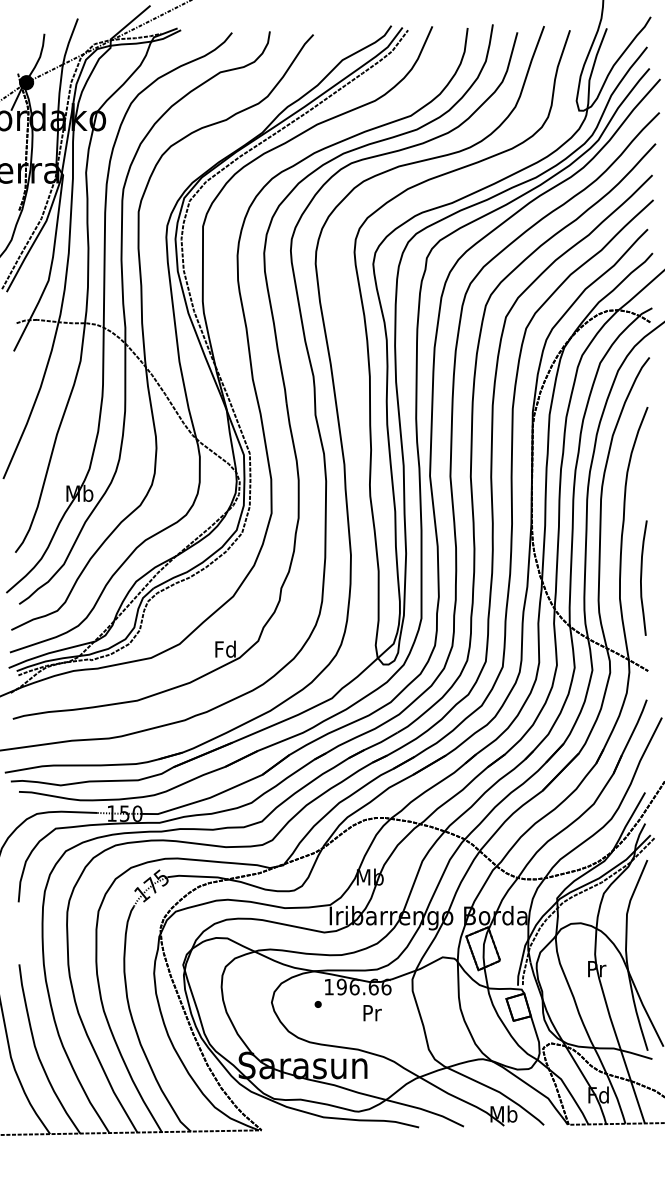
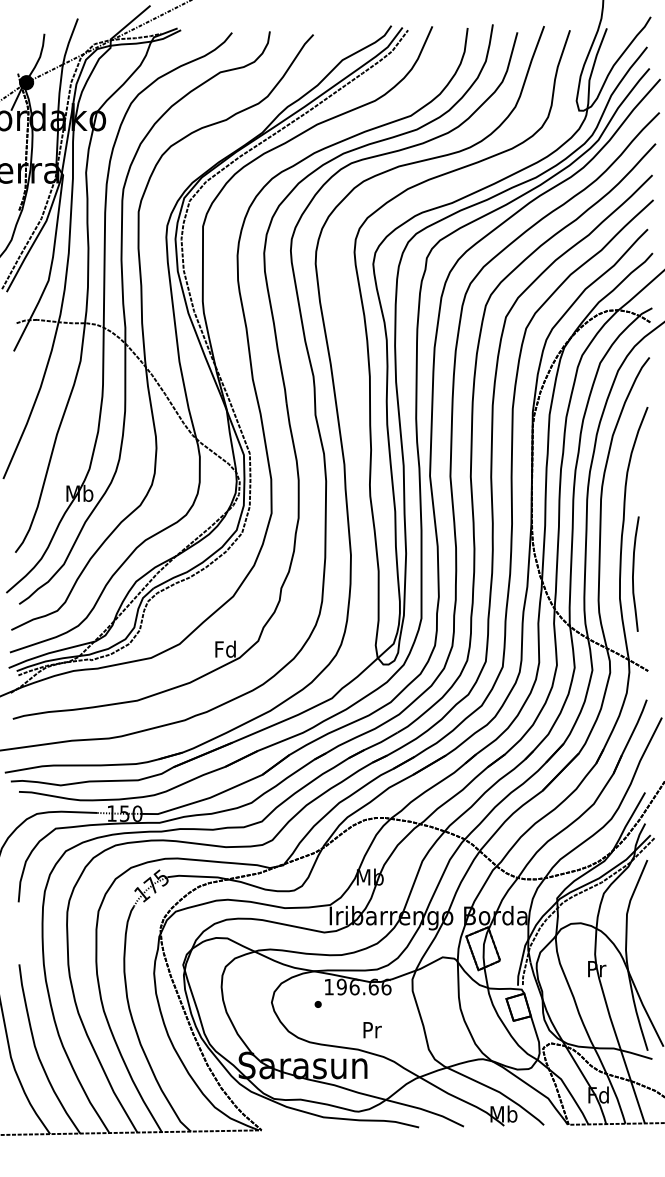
curve position: (641, 577) -> (633, 573) (633, 573)
text position: (372, 1013) -> (372, 1030) (372, 1030)
